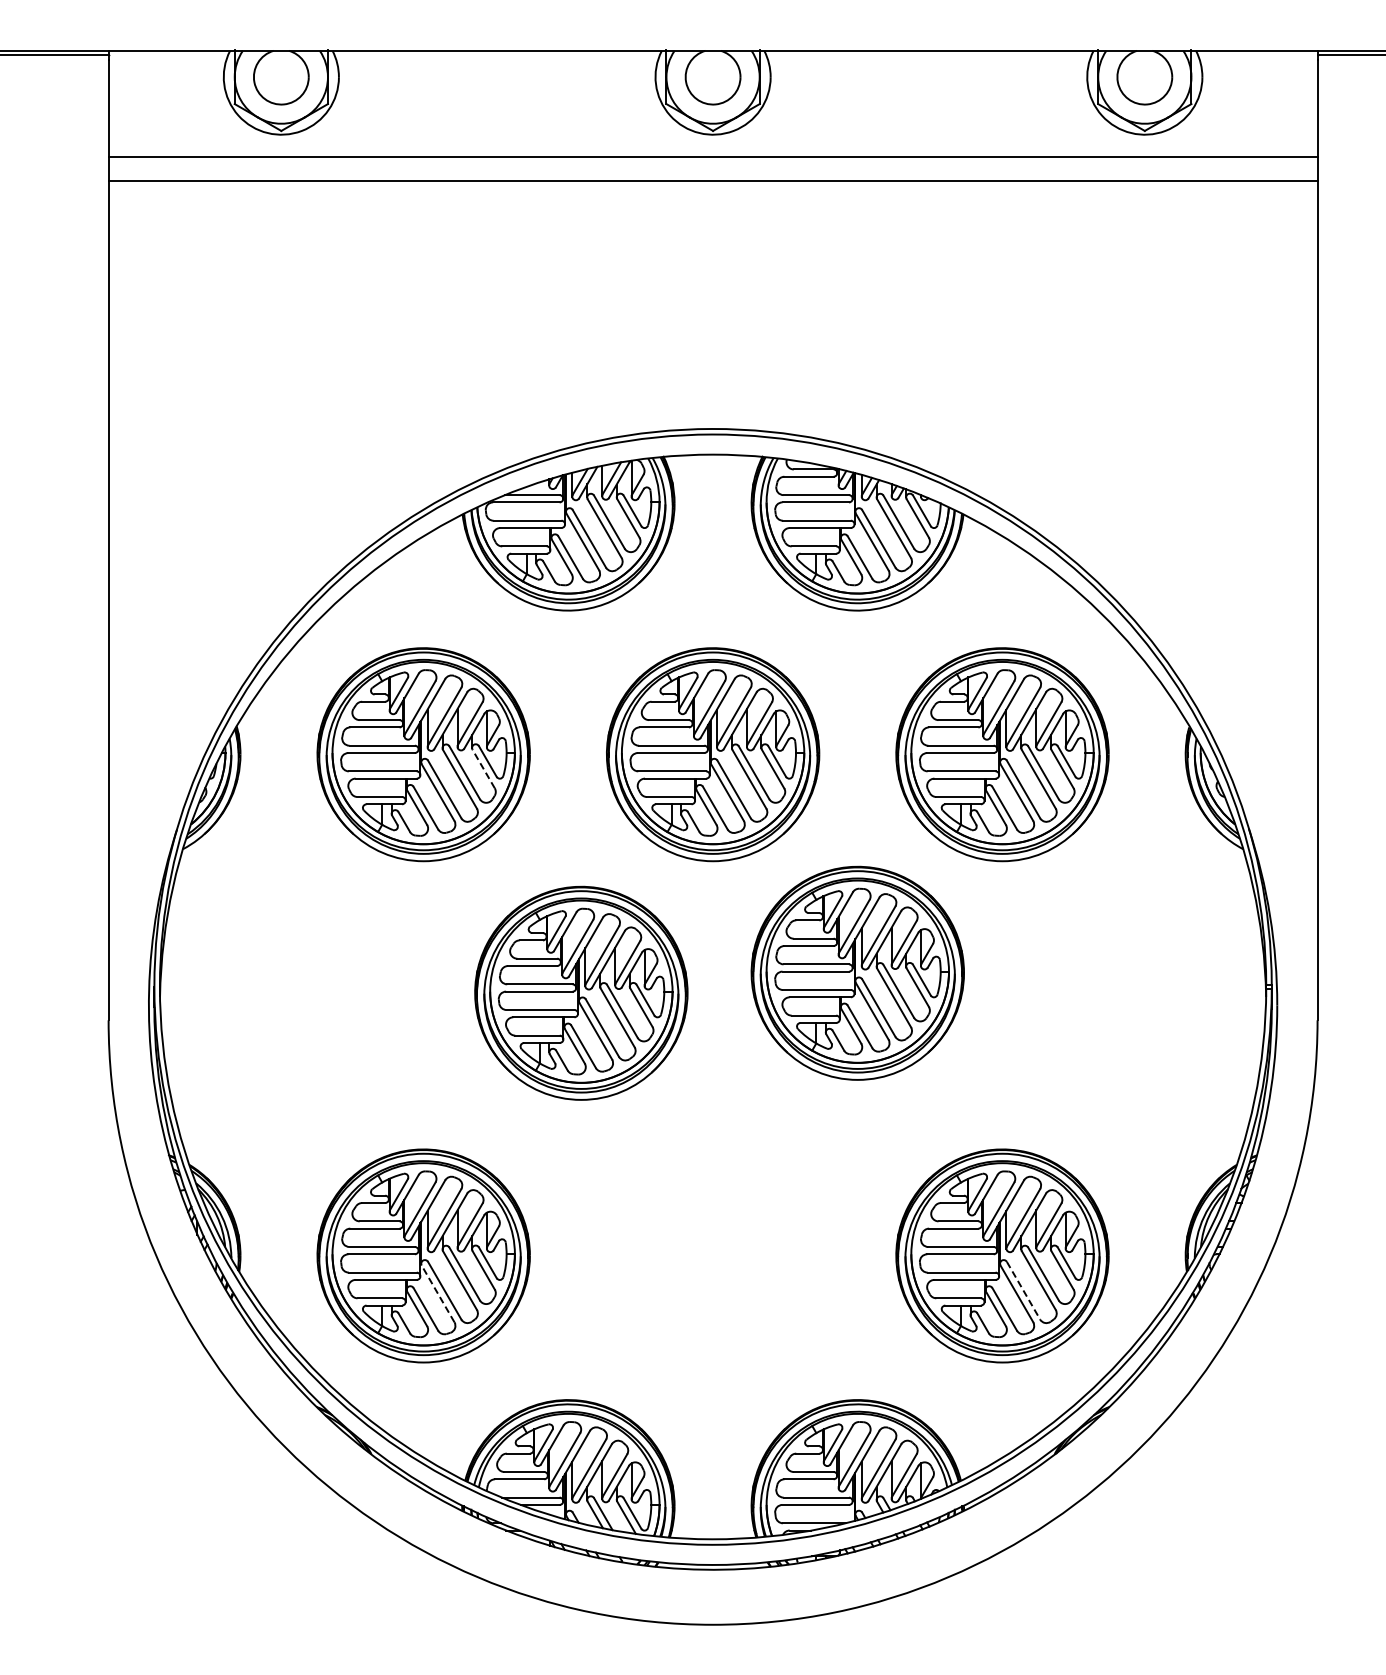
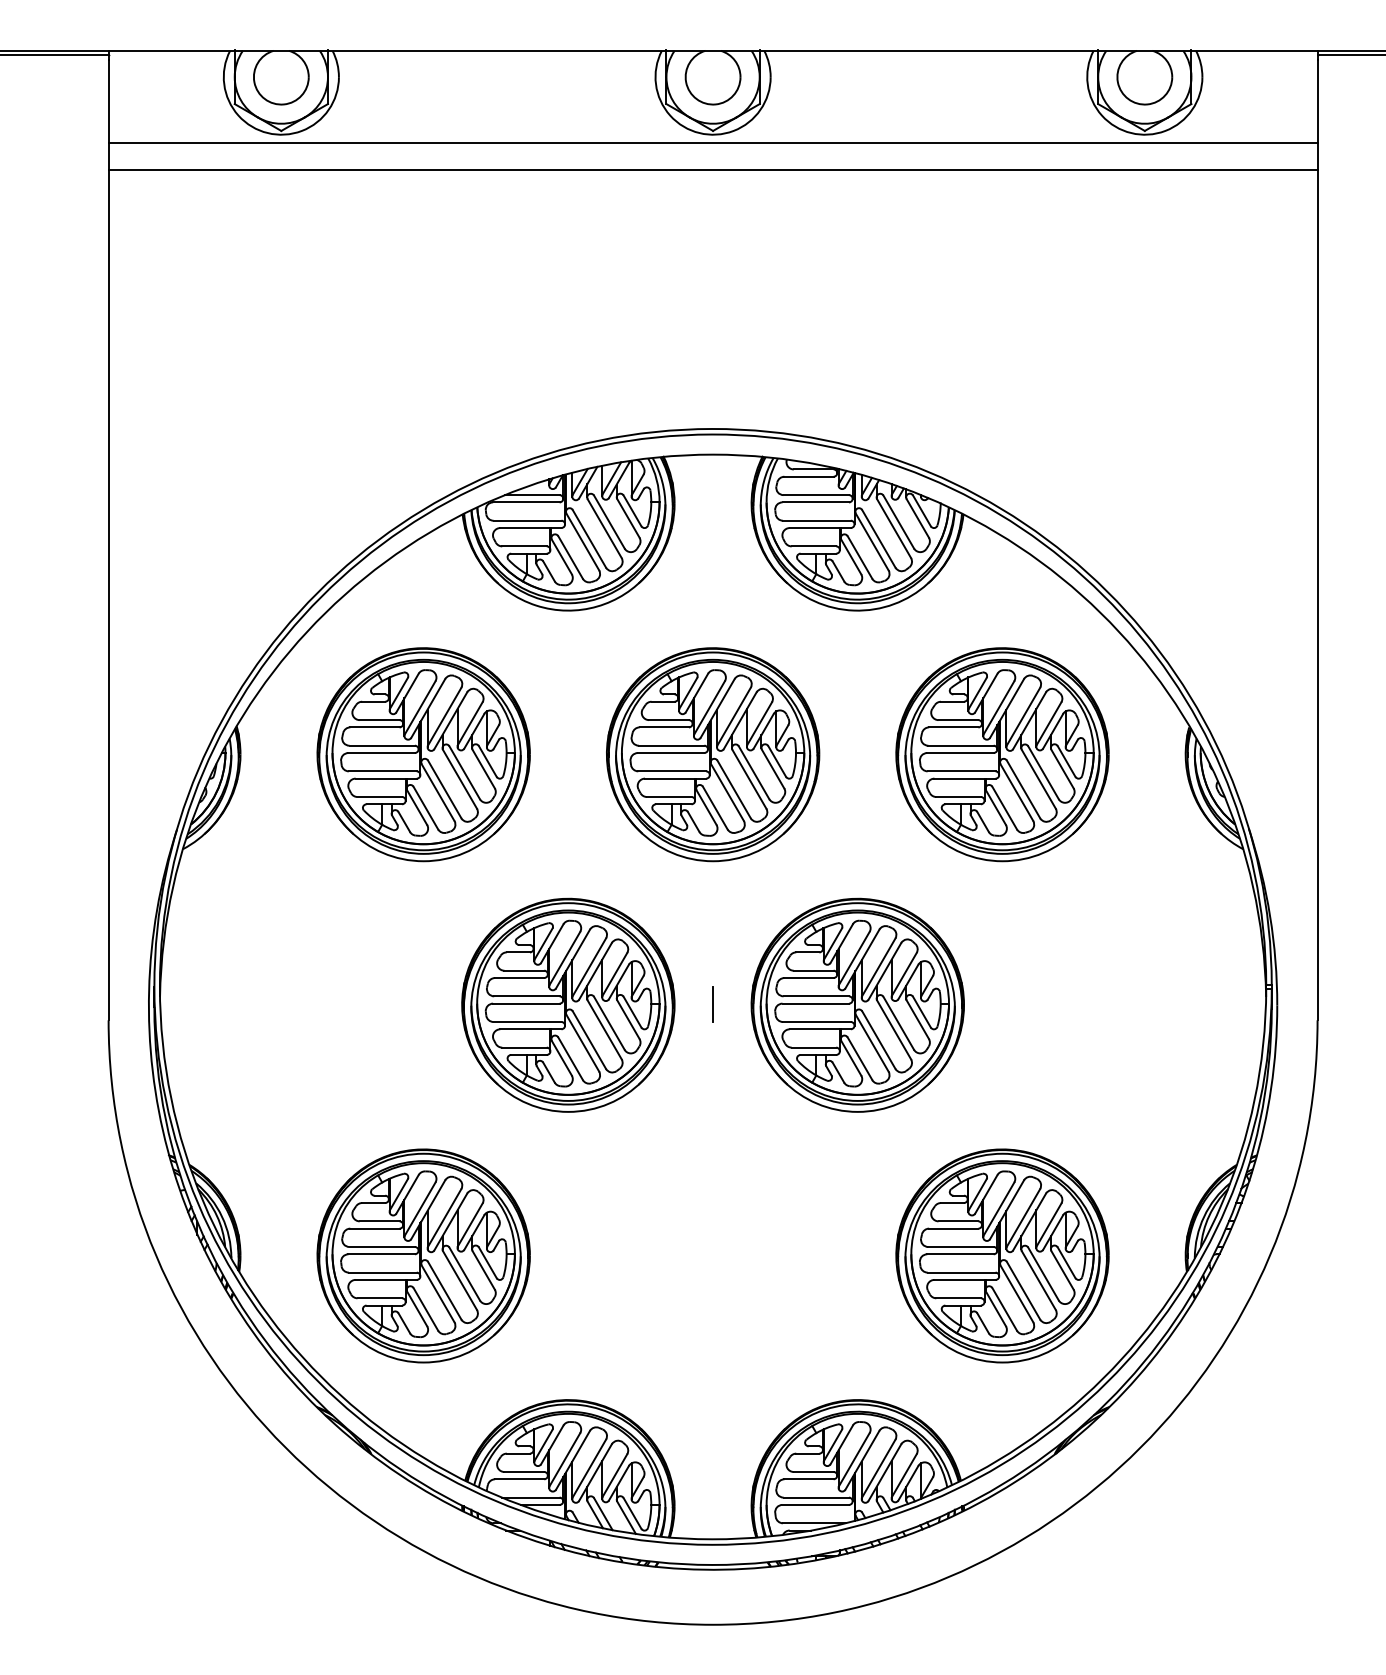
line position: (712, 156) -> (712, 142) (712, 142)
line position: (712, 181) -> (712, 170) (712, 170)
line: dashed -> solid (483, 768)
part position: (857, 972) -> (857, 1004) (857, 1004)
part position: (581, 992) -> (568, 1004) (568, 1004)
line: none -> present (713, 1004)
line: dashed -> solid (1023, 1291)
line: dashed -> solid (438, 1293)
